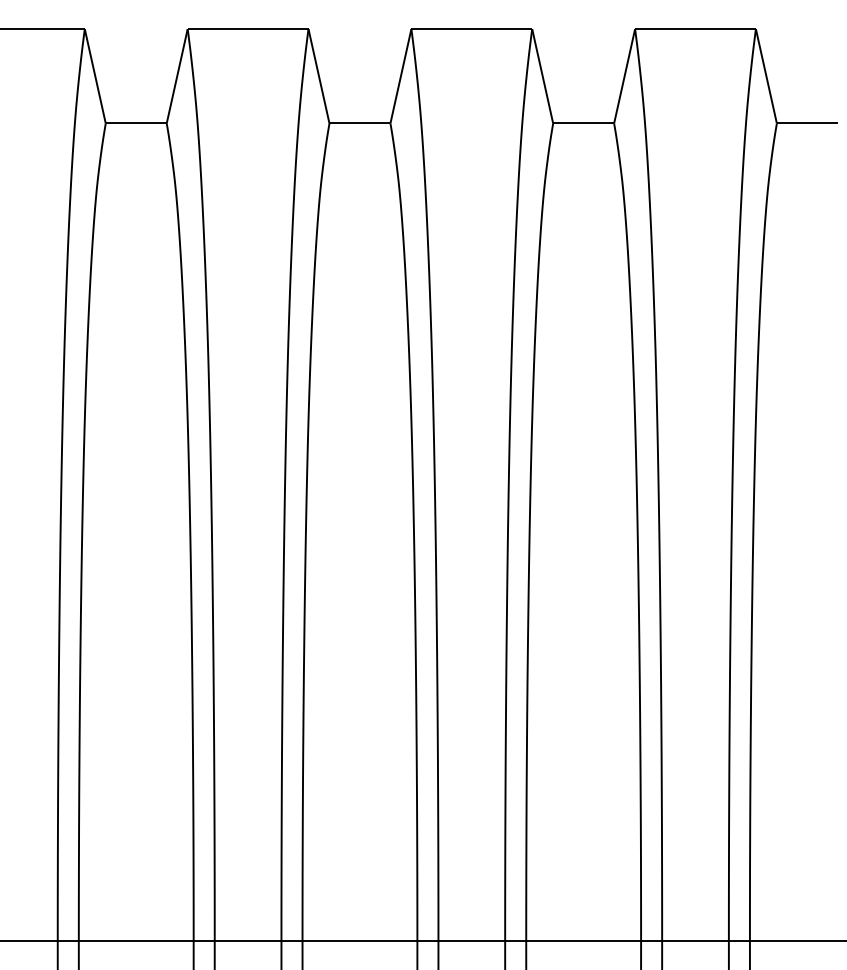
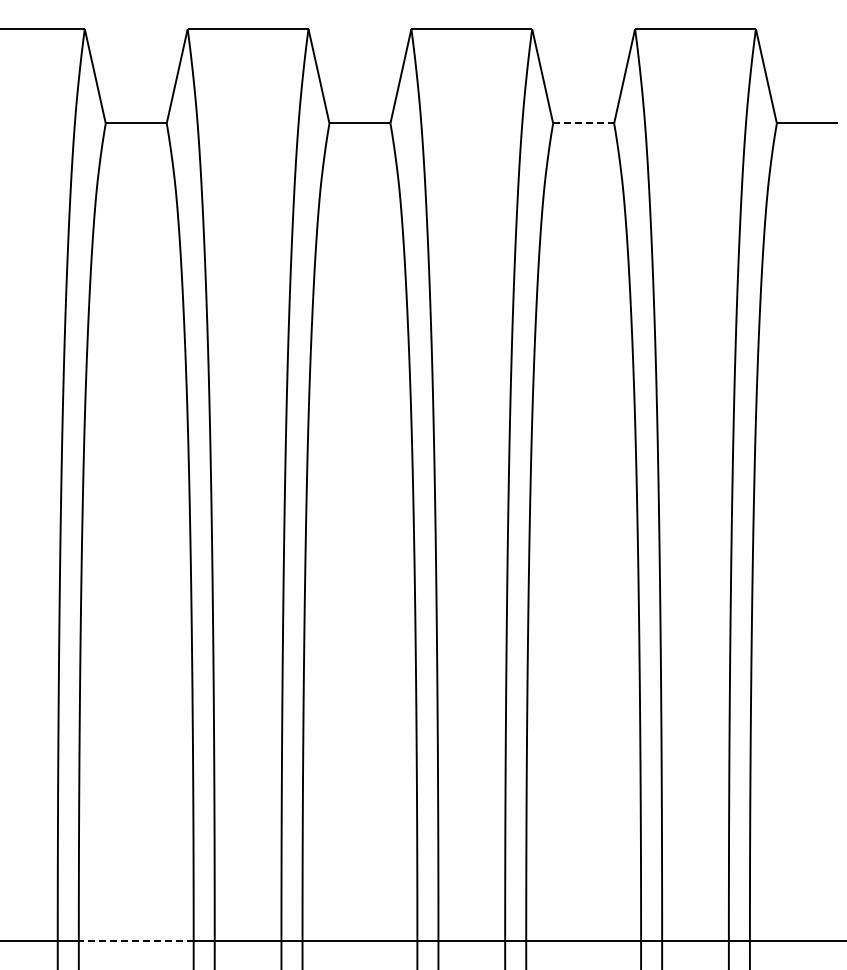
line: solid -> dashed (584, 123)
line: solid -> dashed (135, 940)
